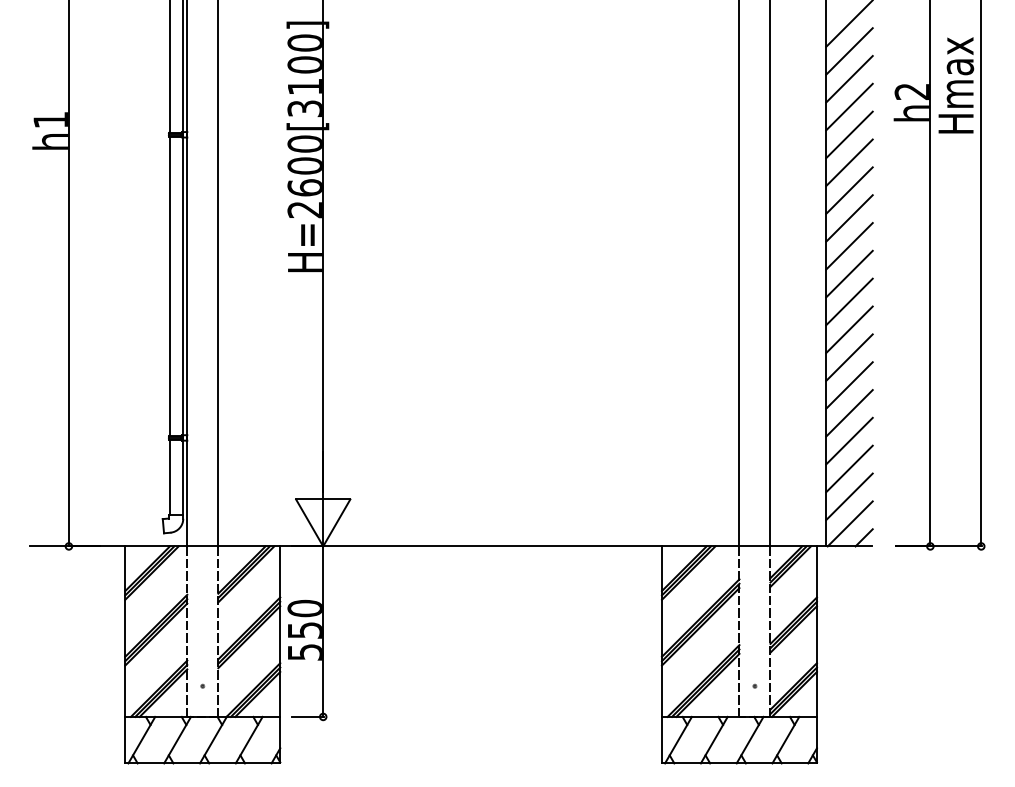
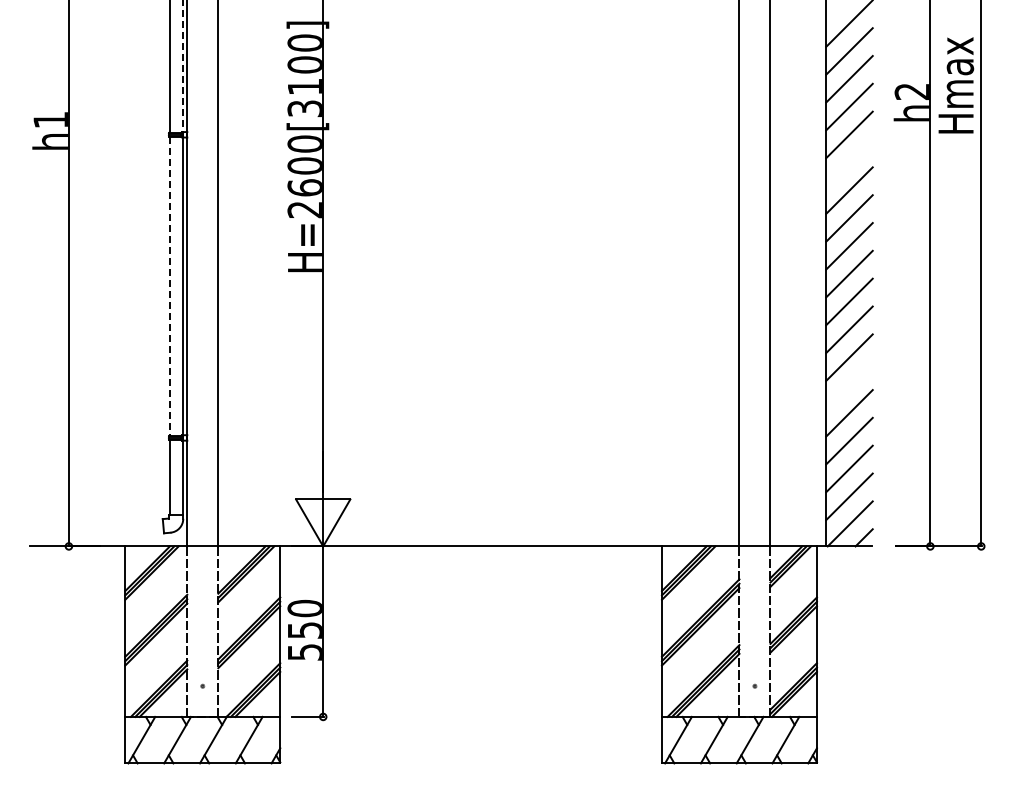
line: solid -> dashed (182, 66)
line: present -> none (849, 162)
line: solid -> dashed (169, 286)
line: present -> none (849, 385)
